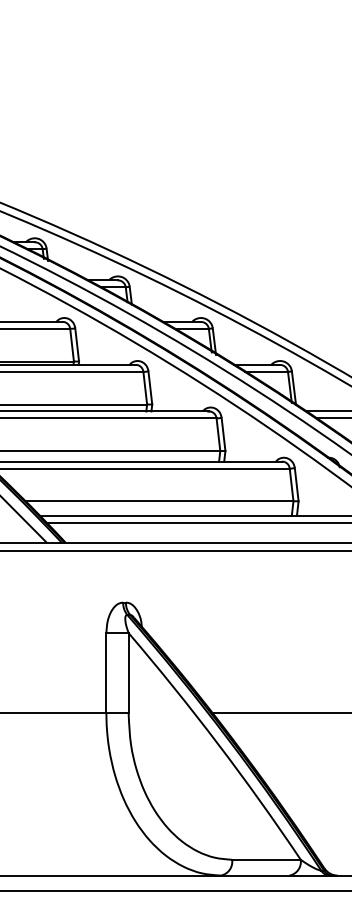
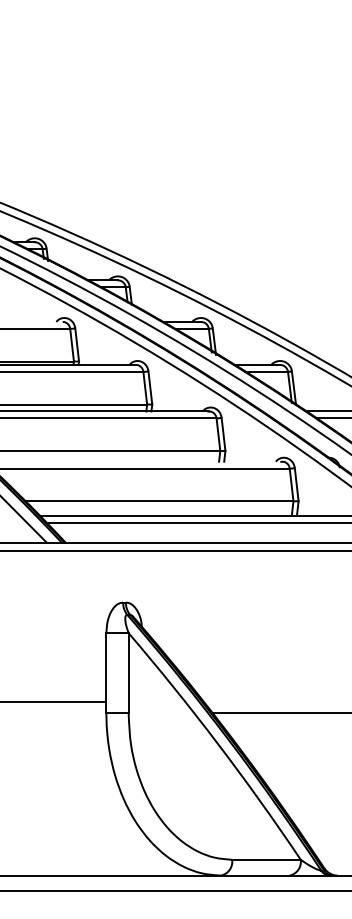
line: present -> none (32, 321)
line: present -> none (142, 461)
line position: (54, 713) -> (54, 702) (54, 702)
